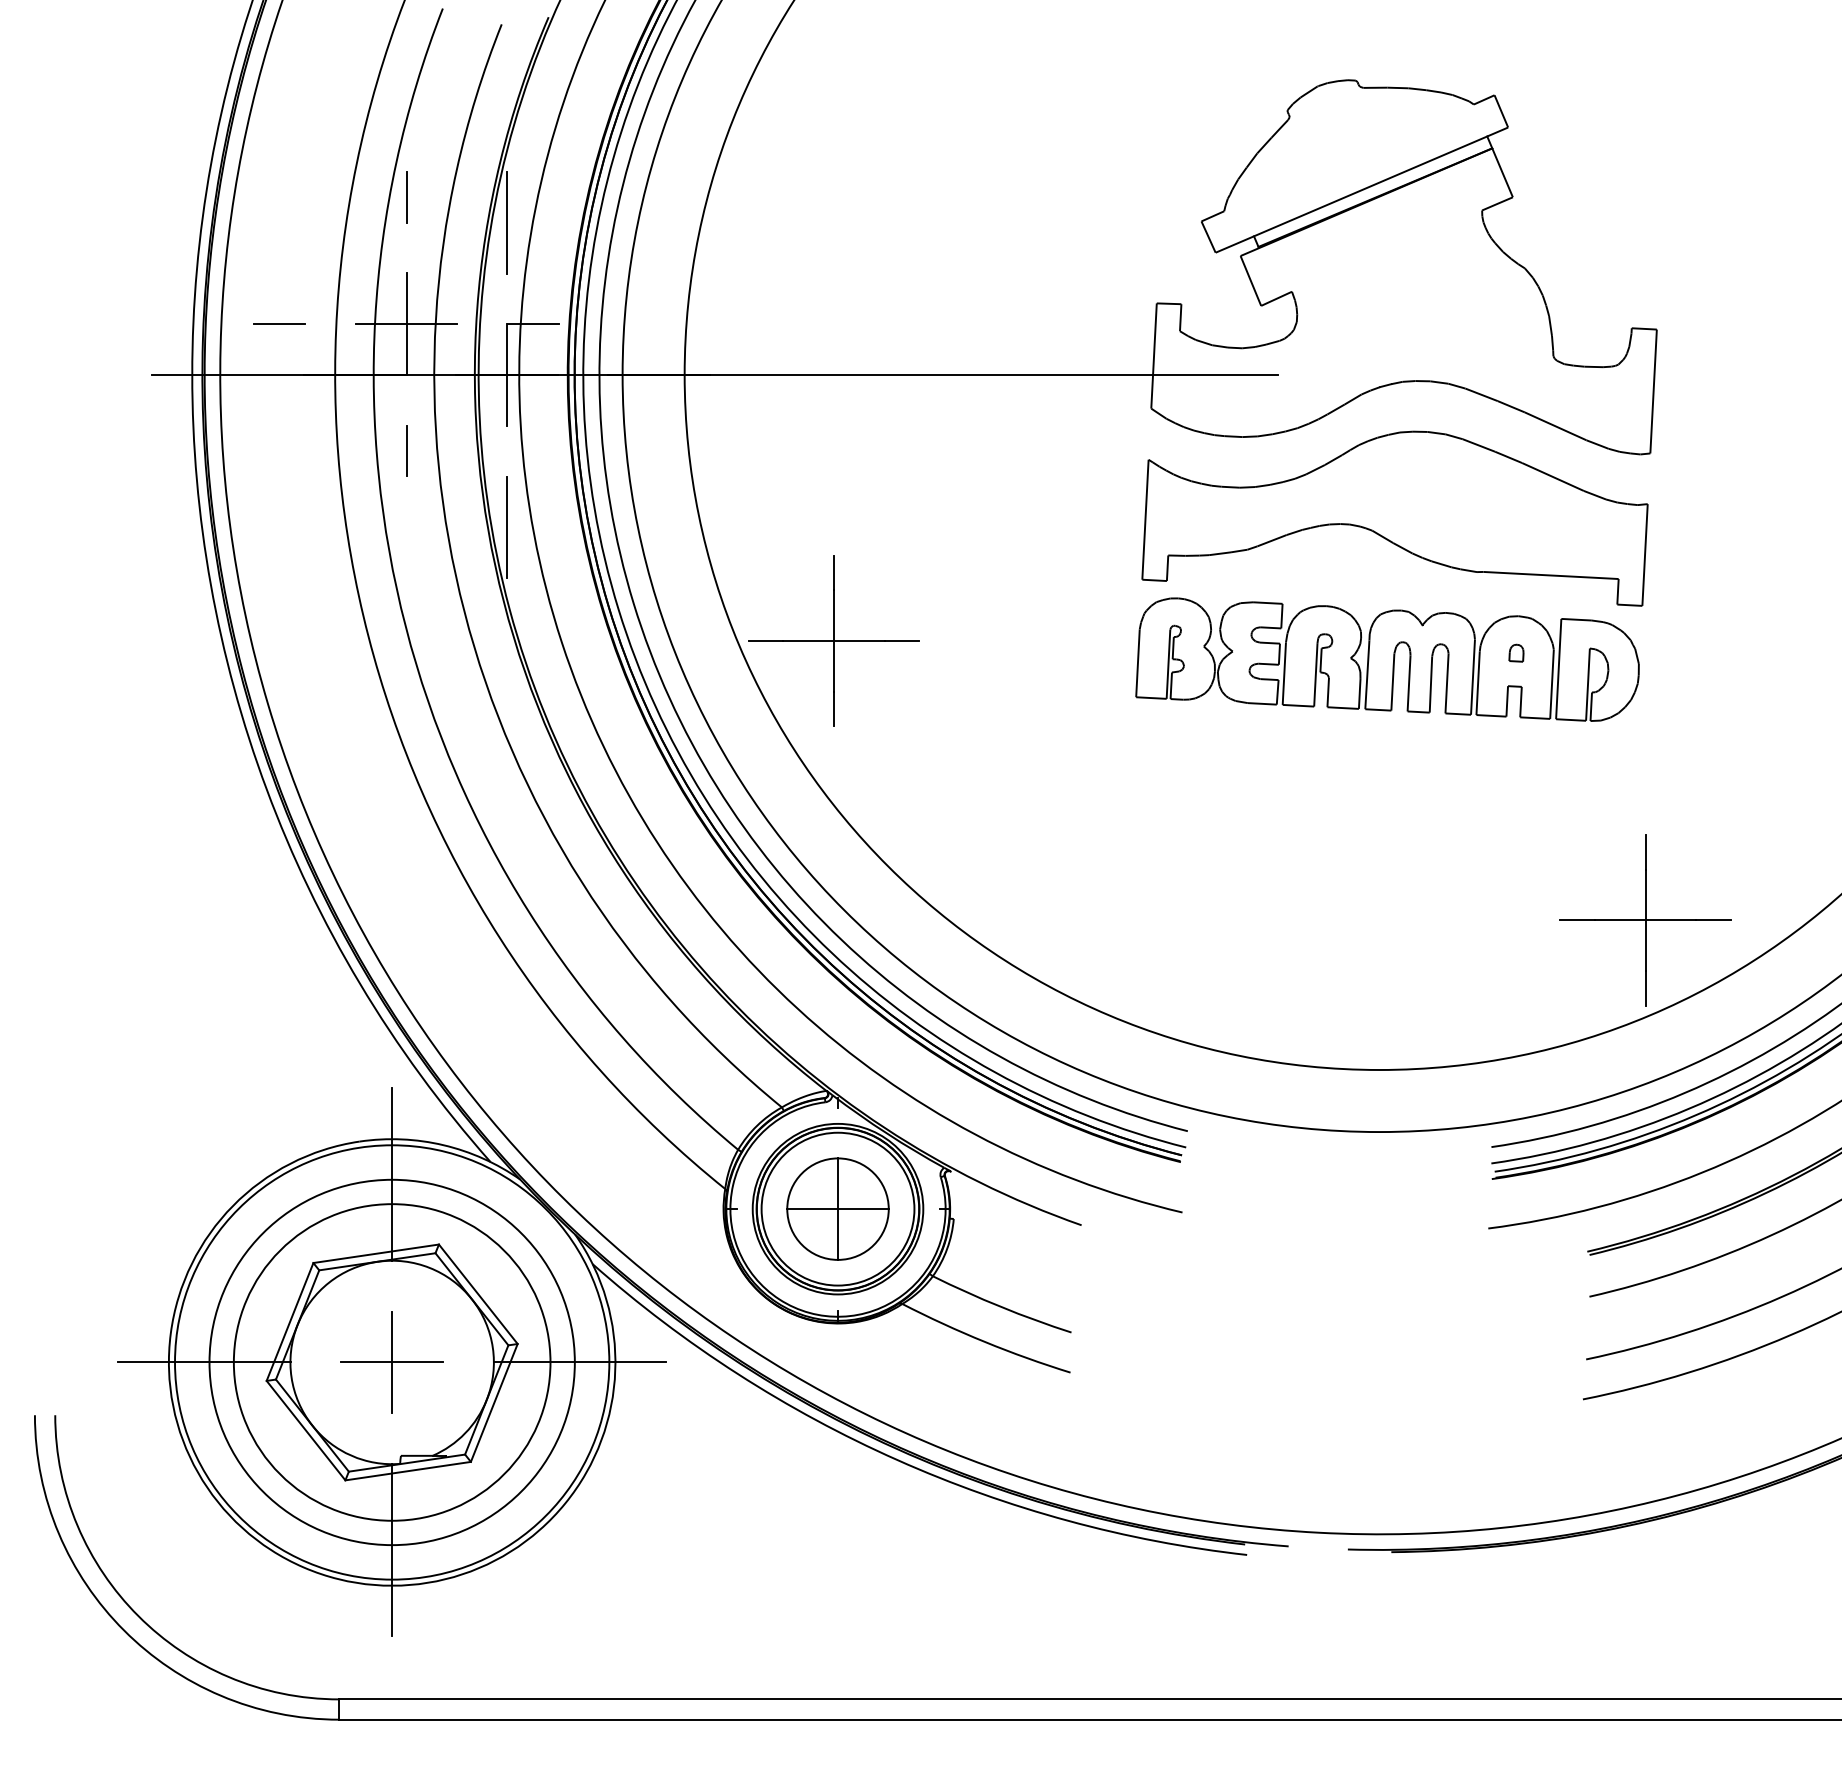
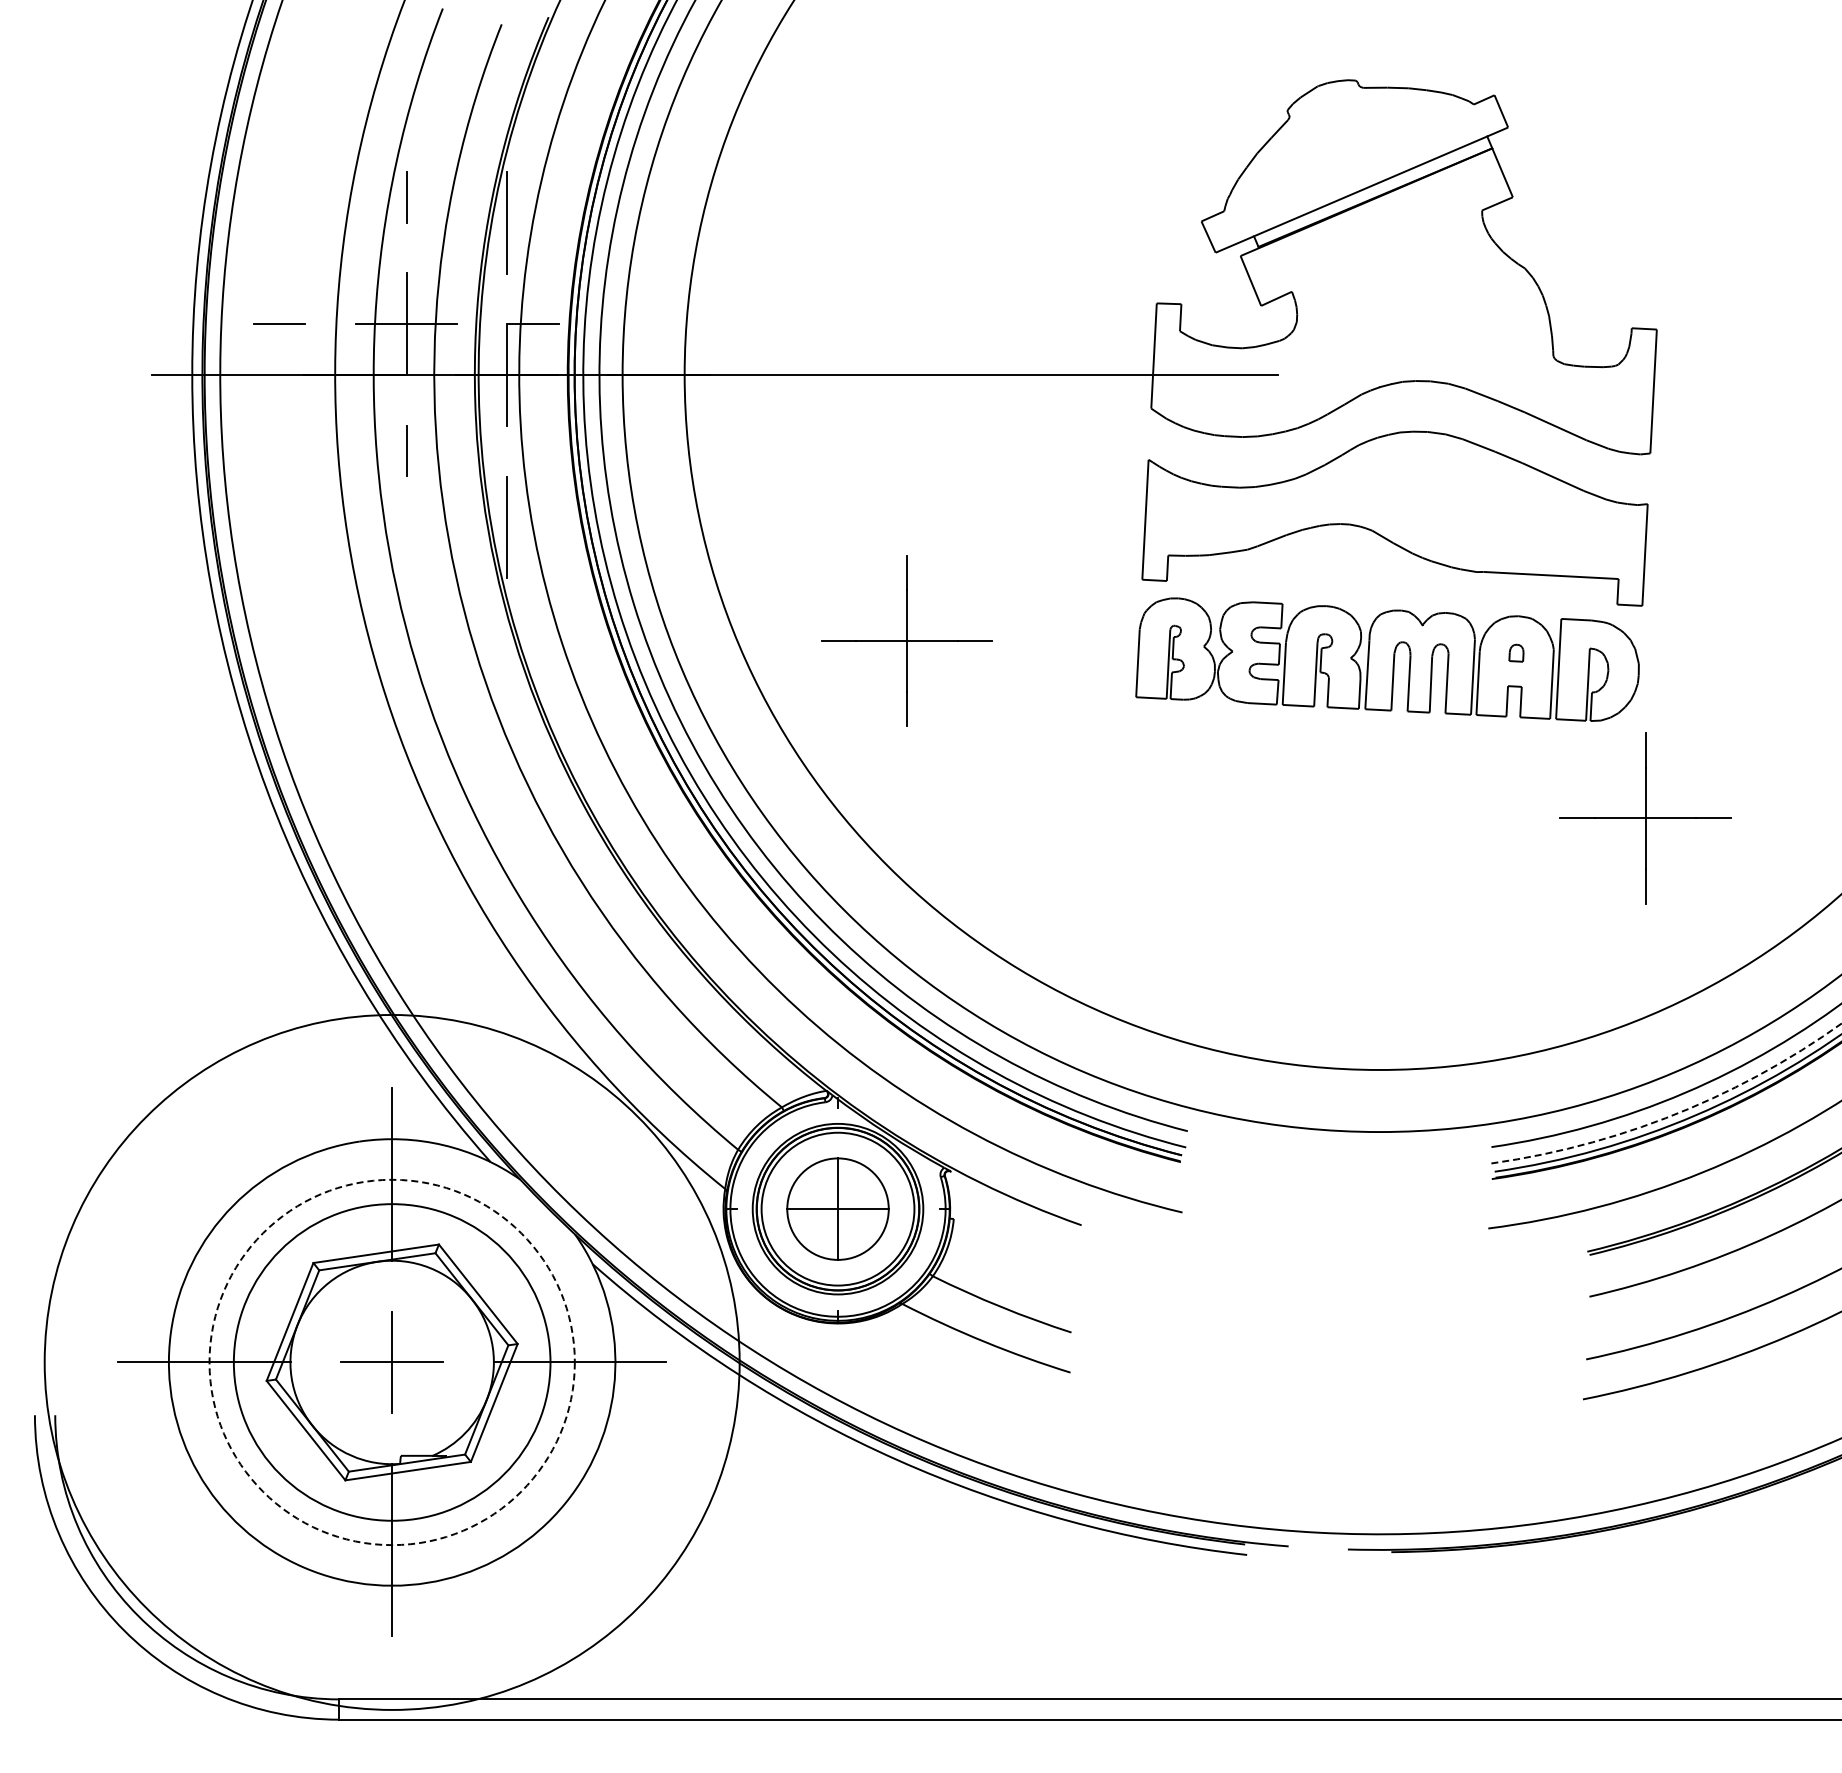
part position: (833, 640) -> (906, 640) (906, 640)
part position: (1645, 920) -> (1645, 818) (1645, 818)
arc: solid -> dashed (1675, 1114)
circle: solid -> dashed (391, 1362)
circle diameter: 434 px -> 695 px (391, 1361)
